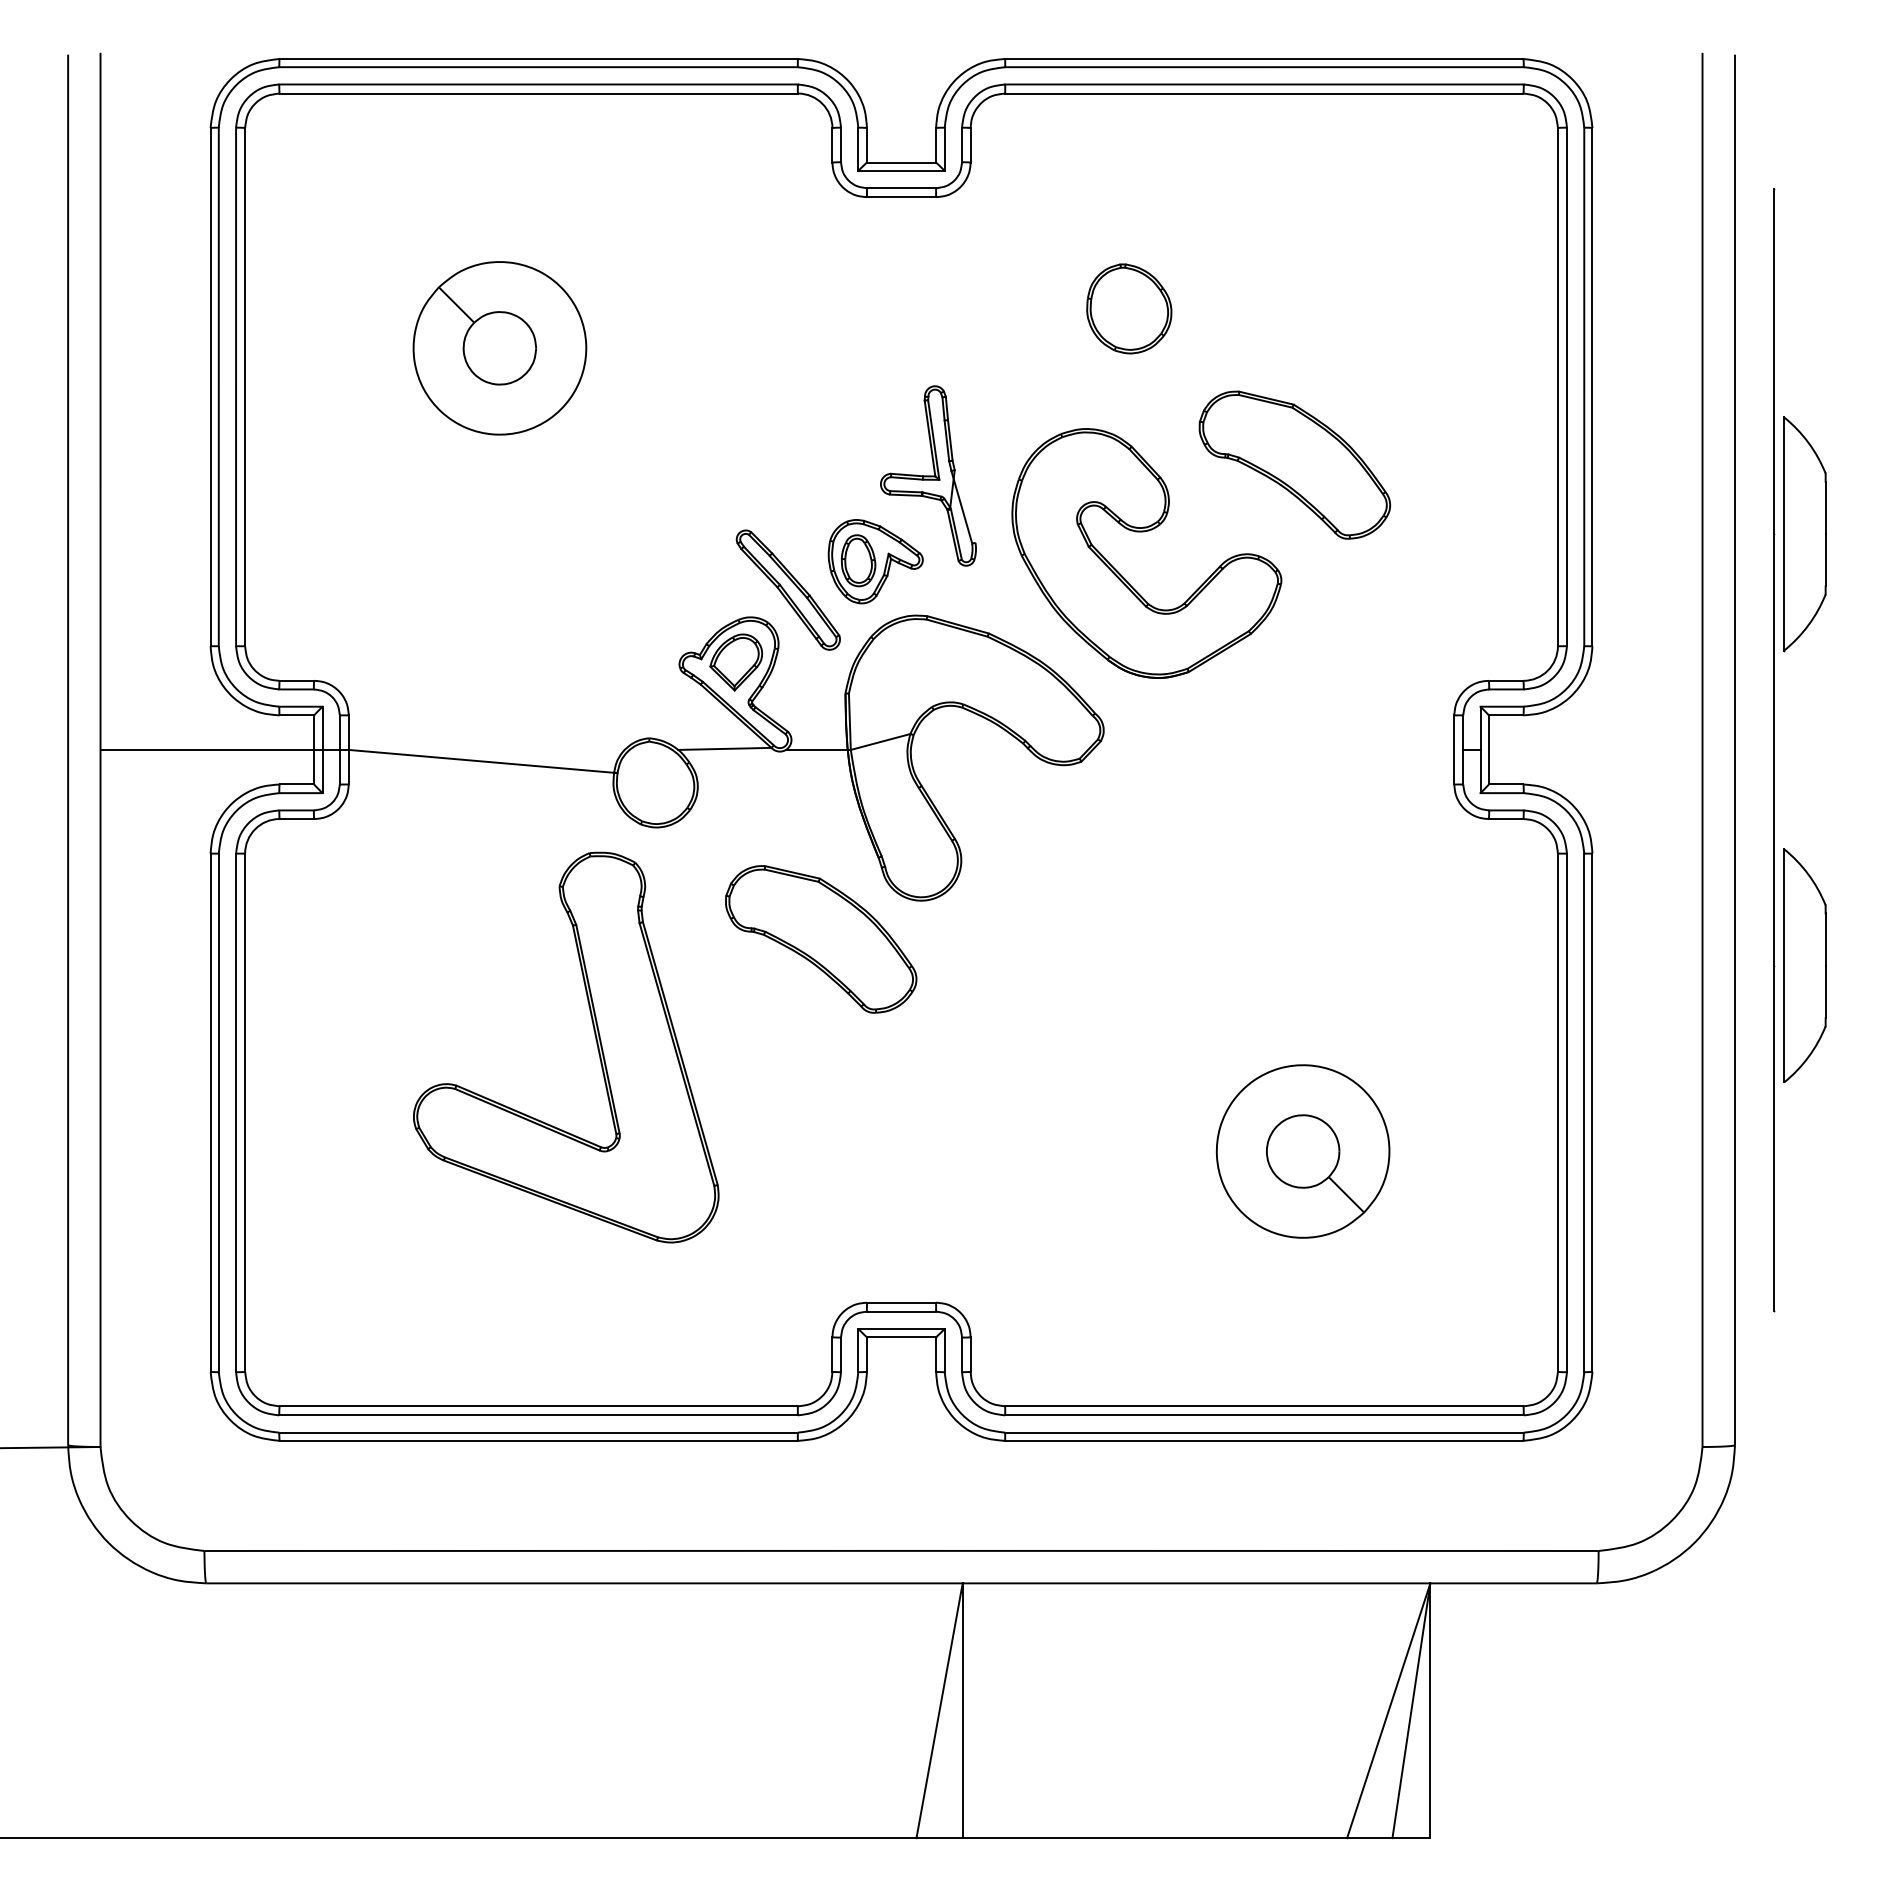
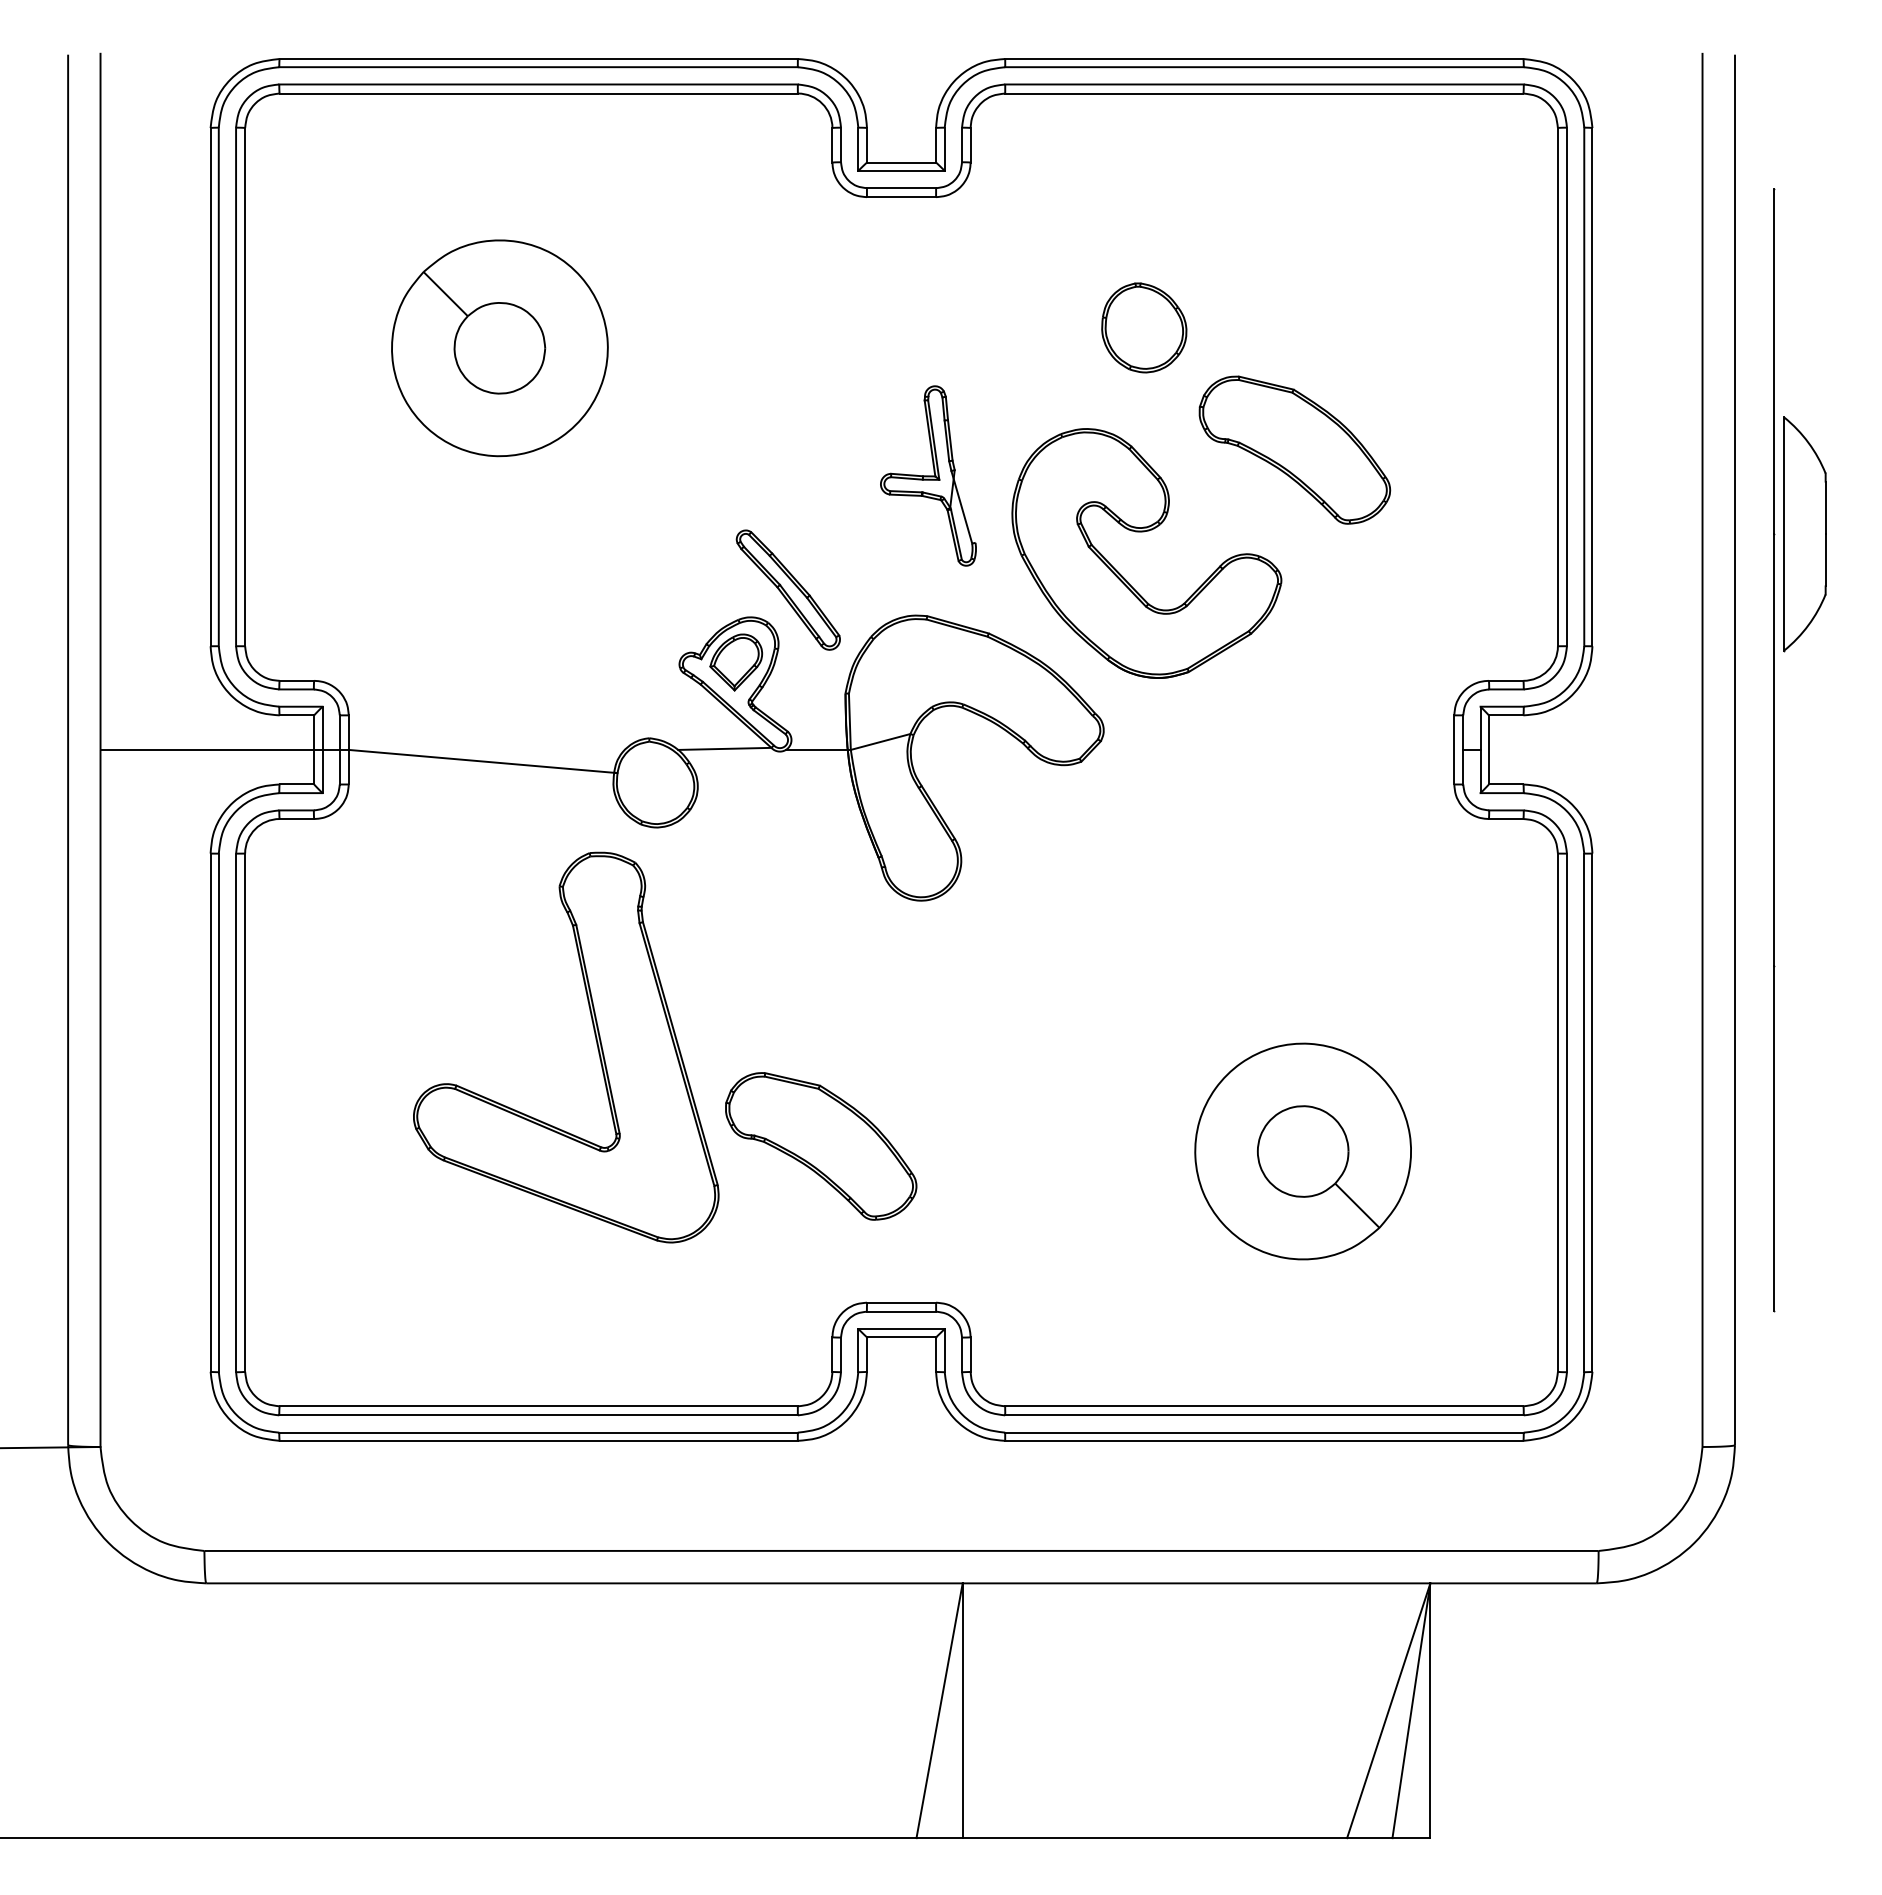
part position: (1129, 308) -> (1144, 327) (1144, 327)
part size: 176x175 px -> 218x219 px (499, 348)
part position: (1294, 464) -> (1294, 449) (1294, 449)
part: present -> none (875, 561)
part position: (821, 939) -> (821, 1146) (821, 1146)
part: present -> none (1804, 965)
part size: 176x175 px -> 218x219 px (1302, 1151)
